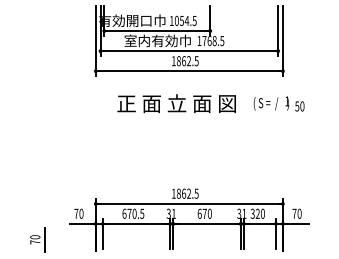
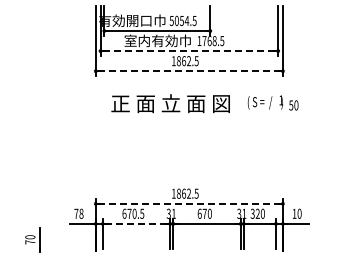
text: 1054.5 -> 5054.5 (171, 21)
line: solid -> dashed (189, 51)
line: solid -> dashed (189, 71)
text position: (176, 103) -> (170, 103) (170, 103)
text position: (278, 103) -> (272, 102) (272, 102)
line: solid -> dashed (189, 203)
text: 70 -> 10 (294, 213)
text: 70 -> 78 (81, 214)
line: solid -> dashed (136, 223)
part position: (37, 239) -> (32, 239) (32, 239)
